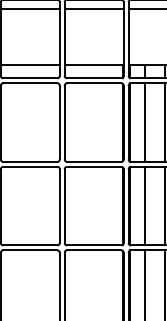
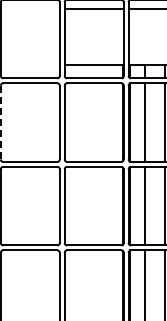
line: present -> none (30, 8)
line: present -> none (30, 65)
line: solid -> dashed (0, 122)
